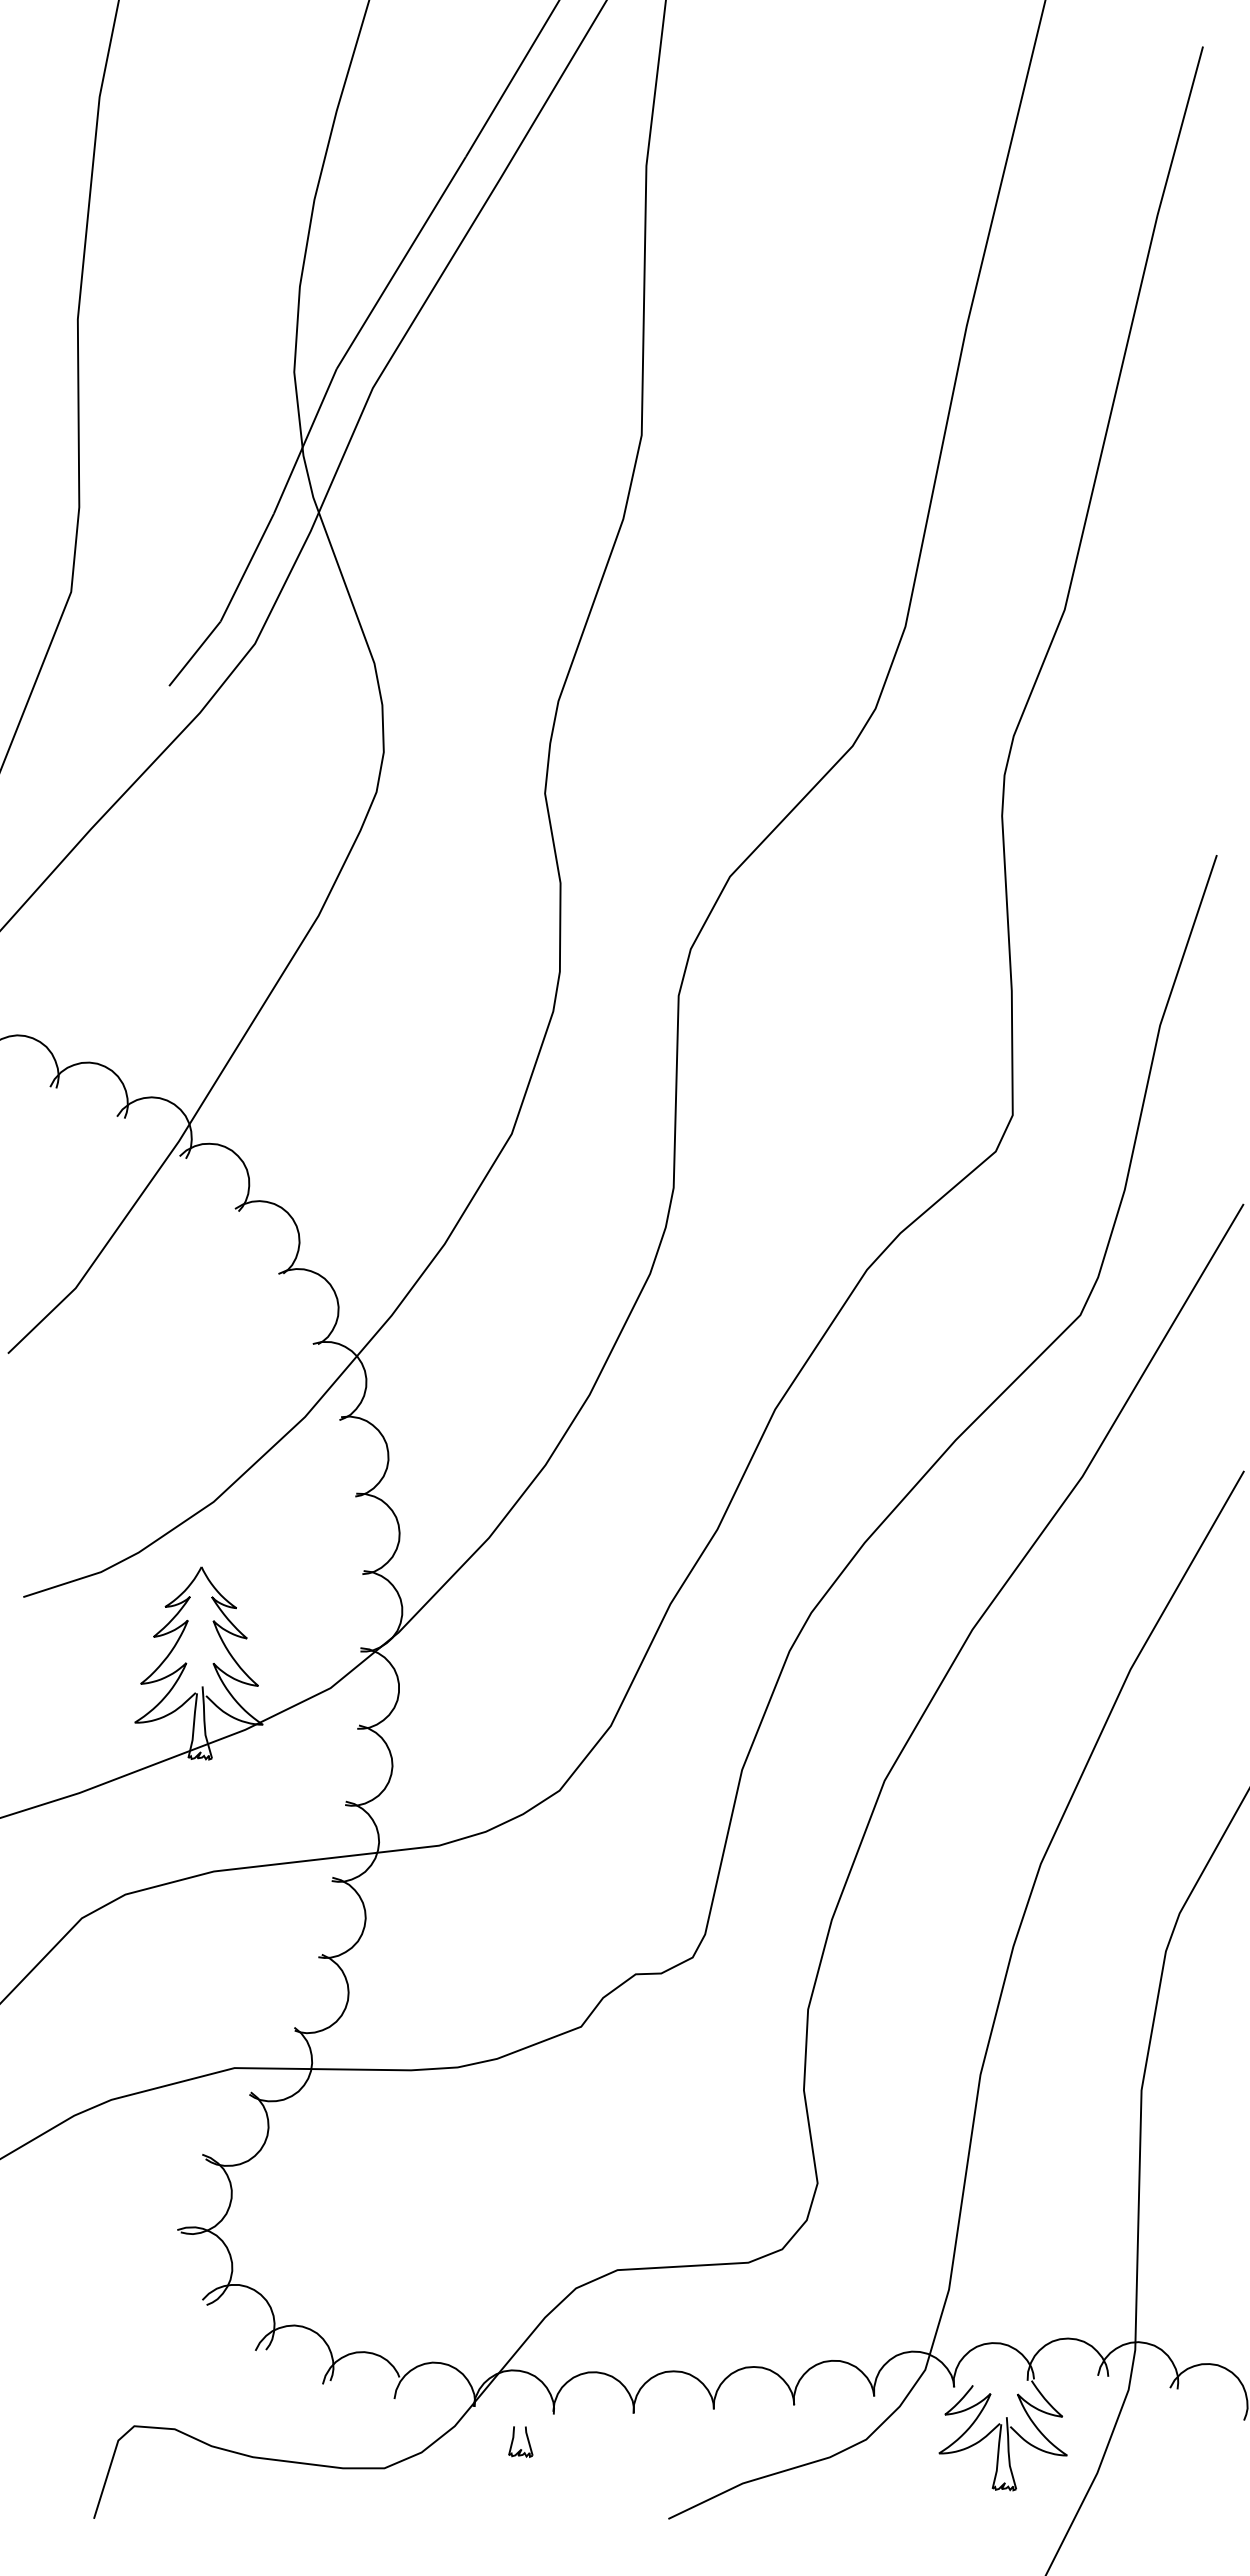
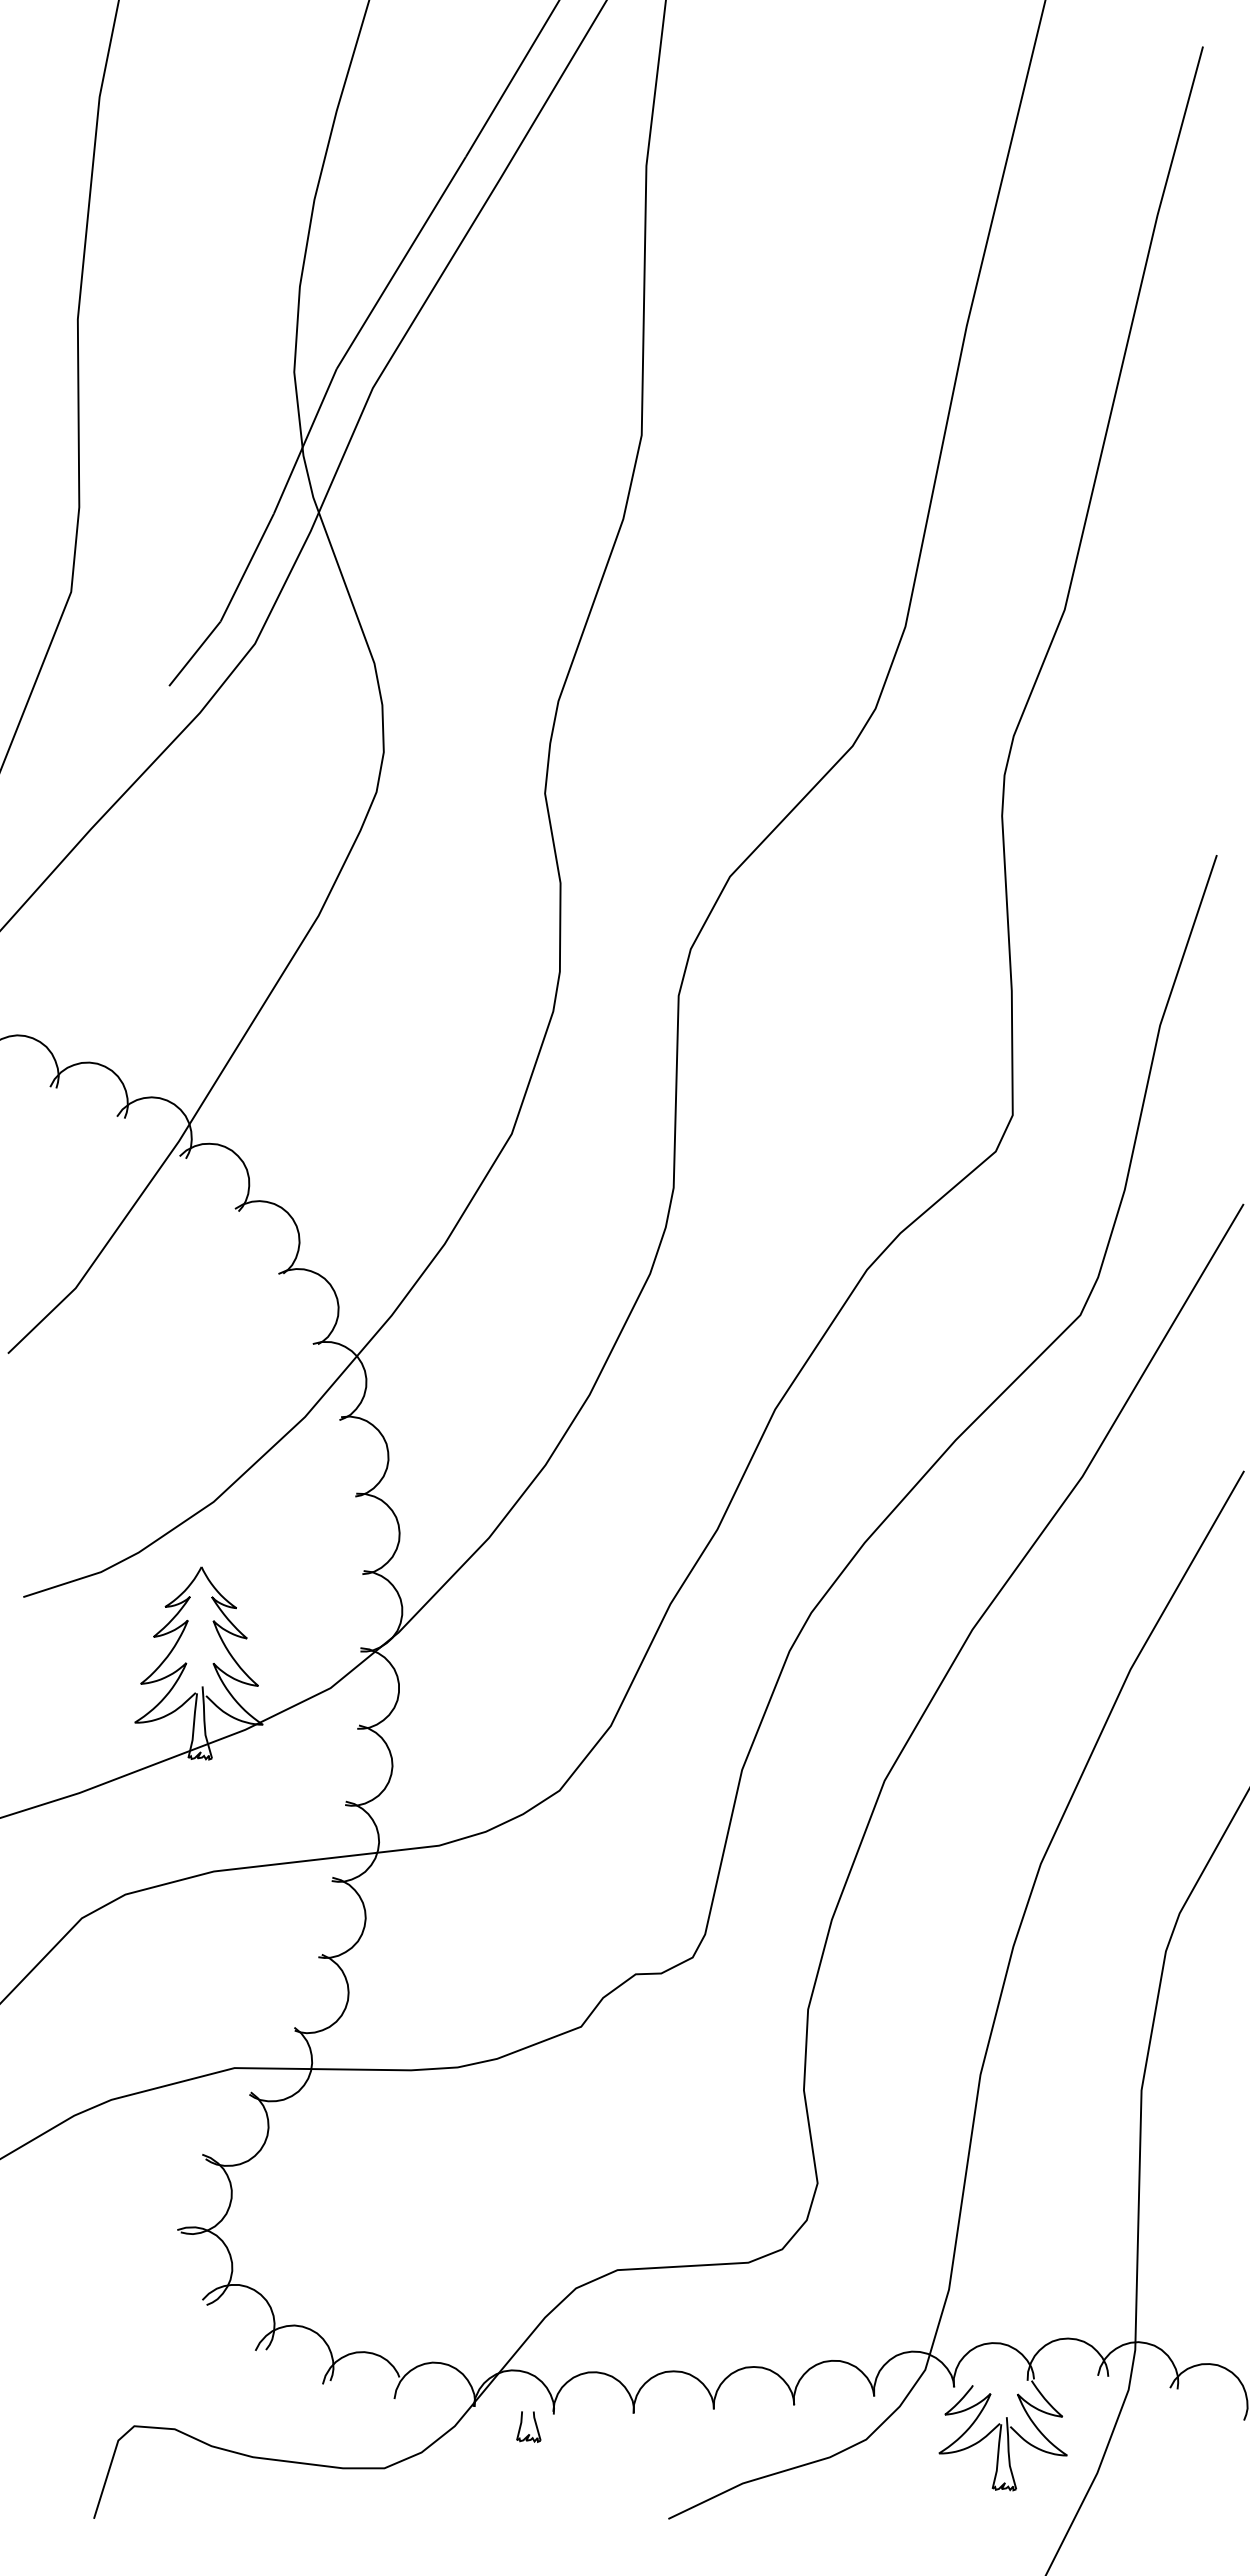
part position: (513, 2441) -> (521, 2426) (521, 2426)
